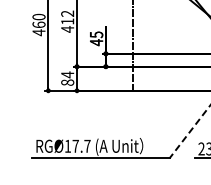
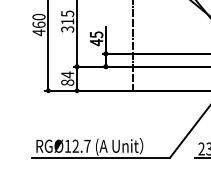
text: 412 -> 315 (67, 21)
line: dashed -> solid (190, 131)
text: RGØ17.7 -> RGØ12.7 (75, 145)
